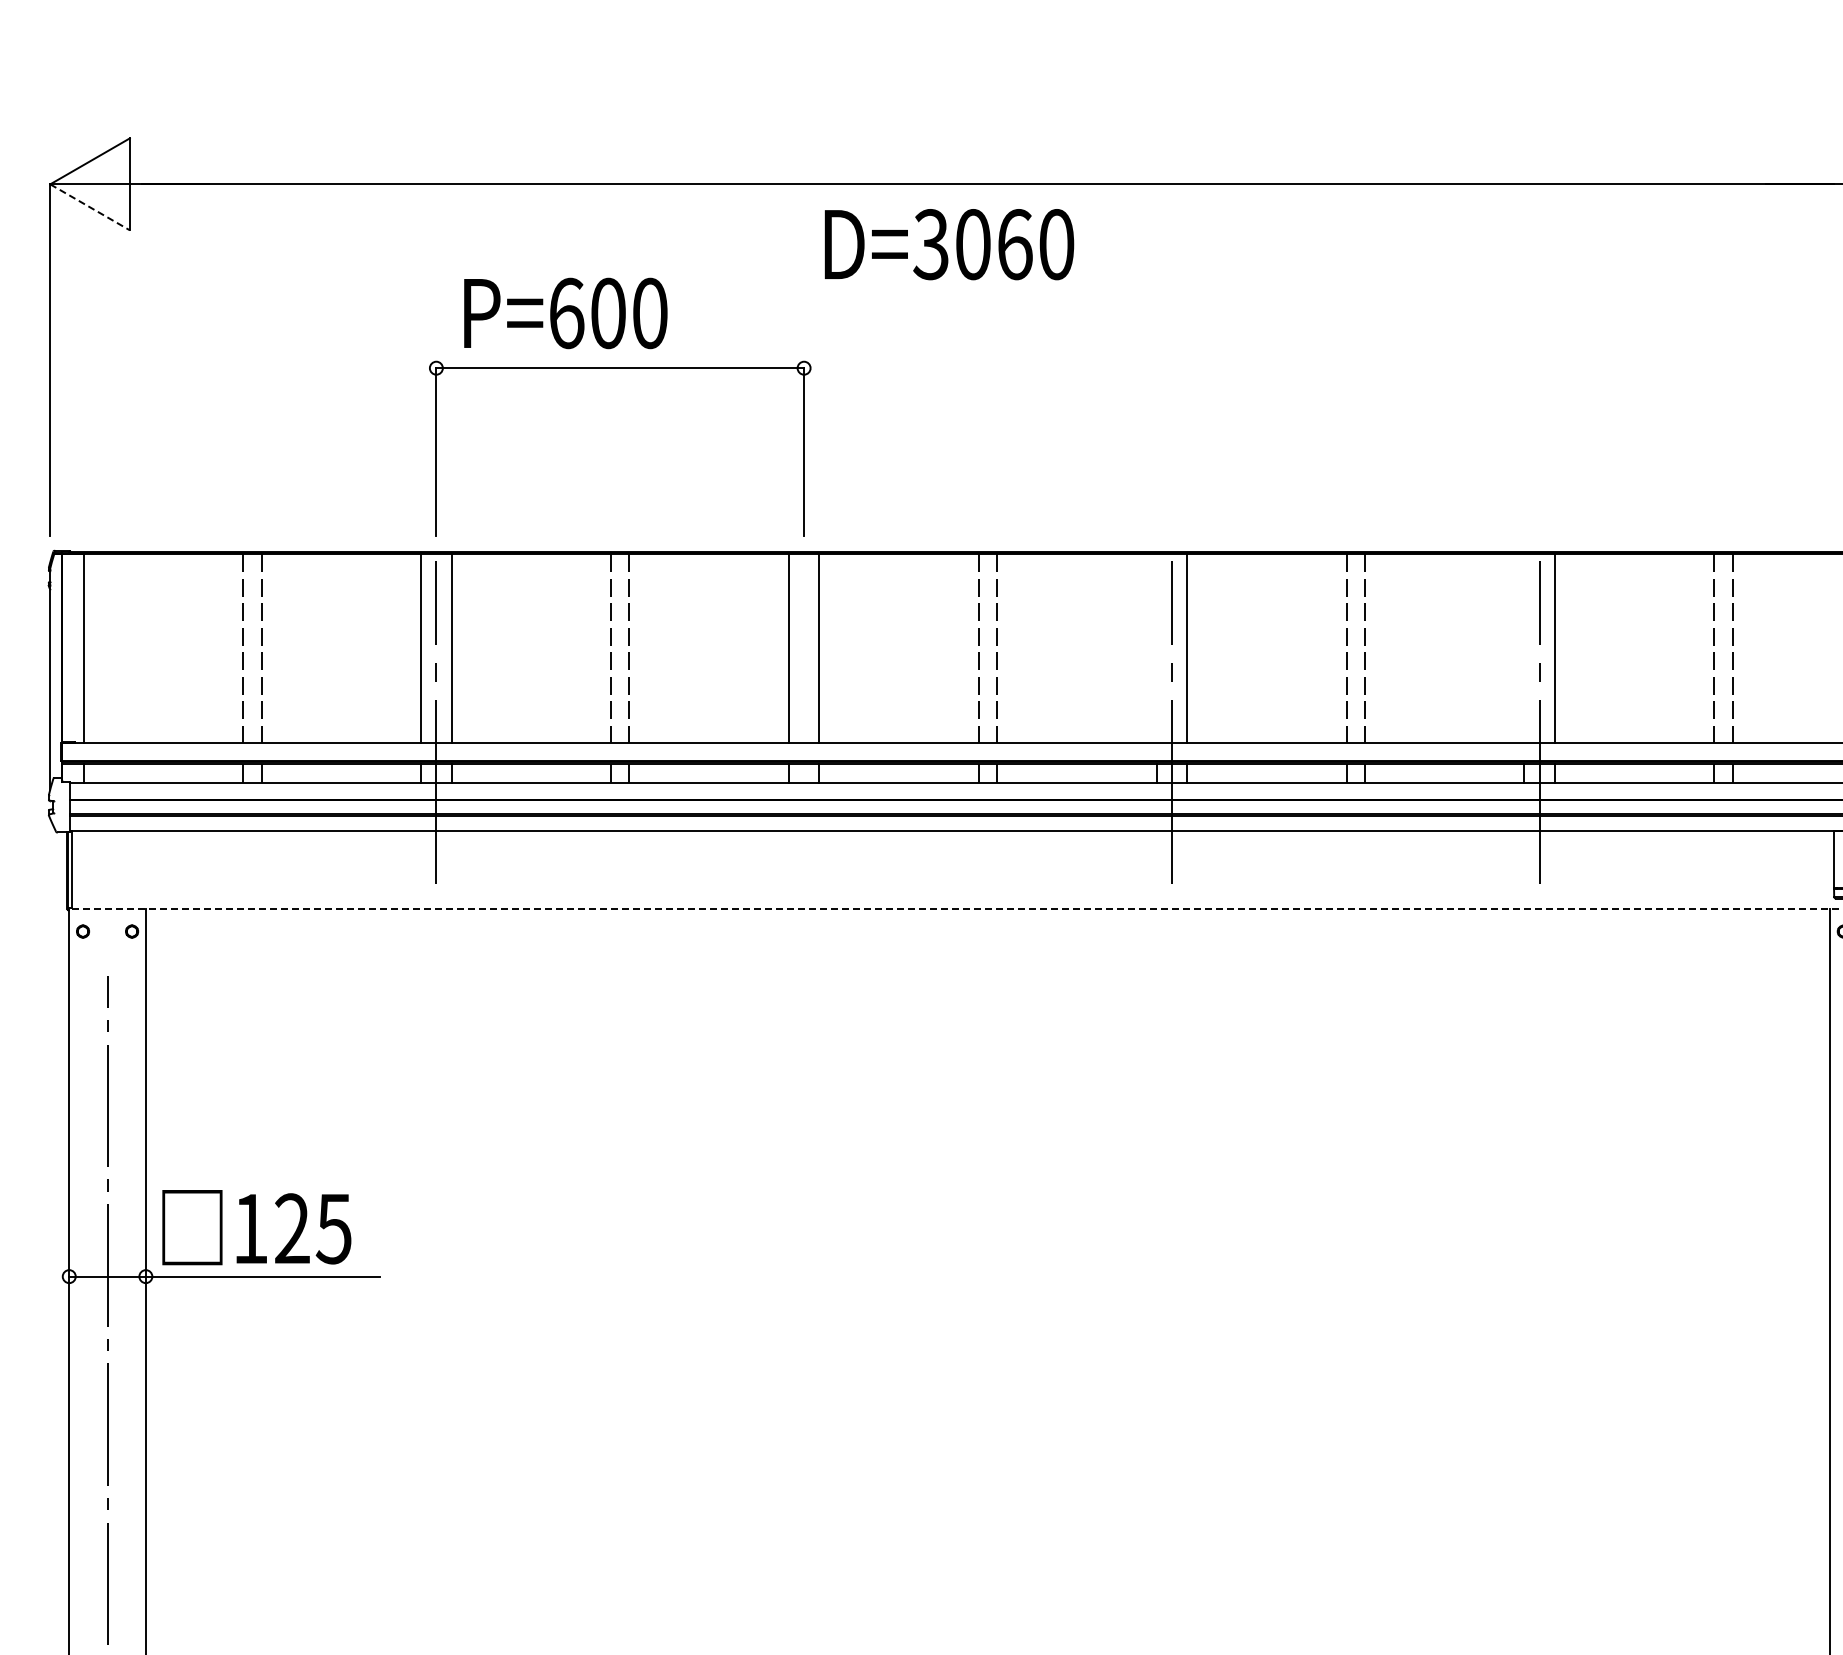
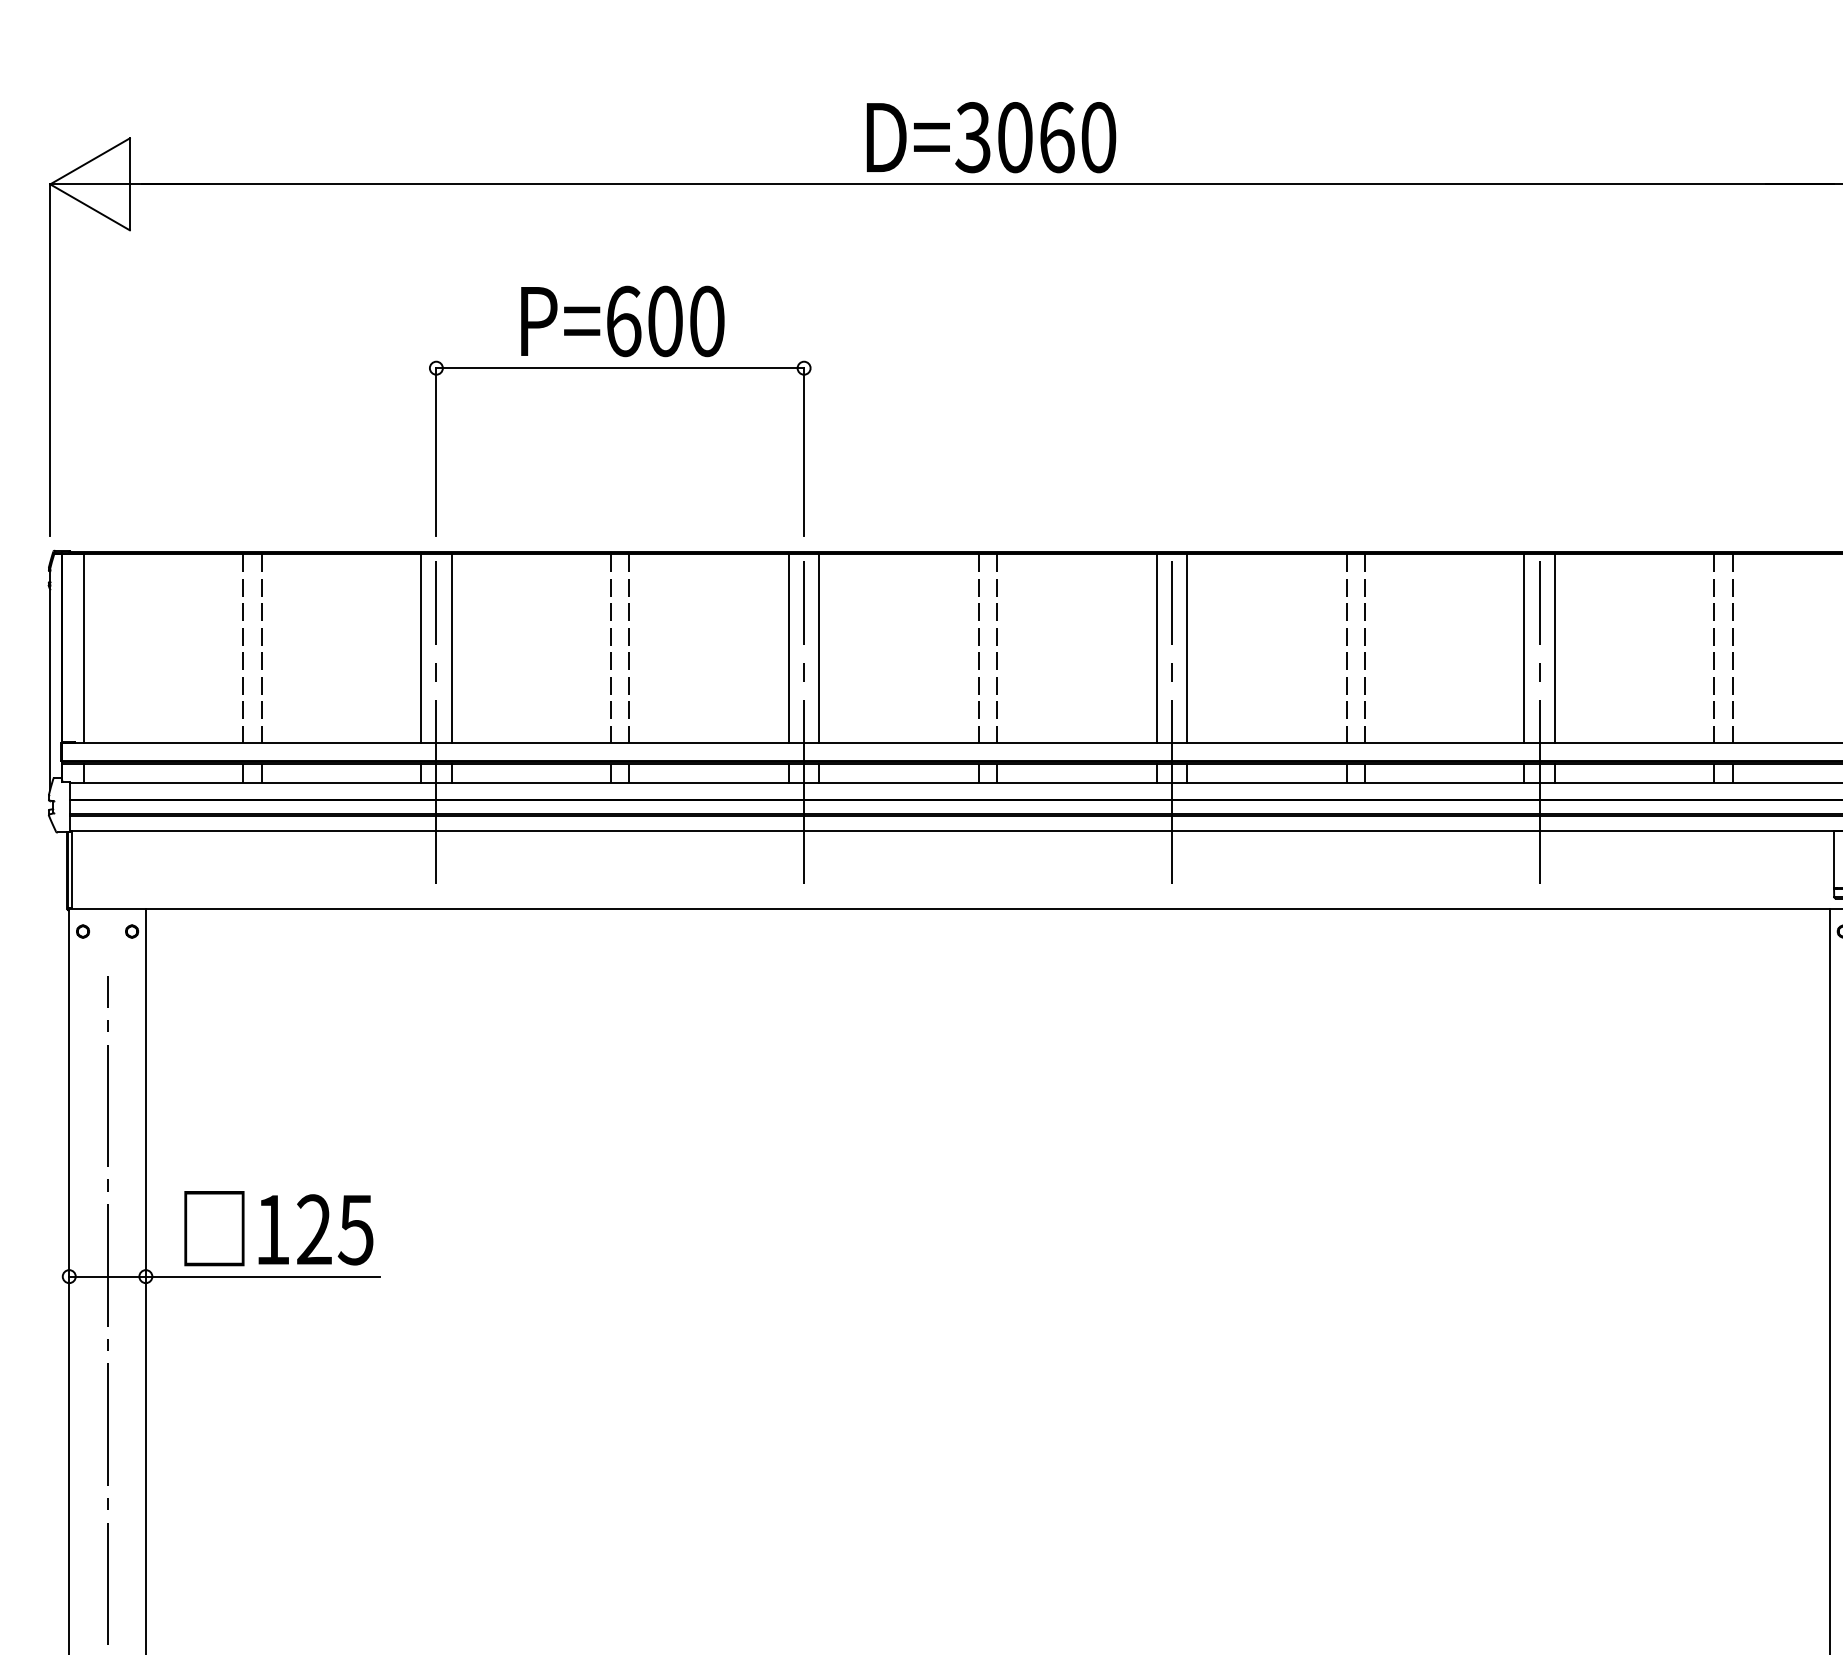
line: dashed -> solid (90, 207)
text position: (949, 244) -> (991, 137) (991, 137)
text position: (565, 313) -> (622, 321) (622, 321)
line: none -> present (1156, 648)
line: none -> present (1524, 648)
line: none -> present (804, 722)
line: dashed -> solid (955, 908)
text position: (256, 1227) -> (278, 1228) (278, 1228)
